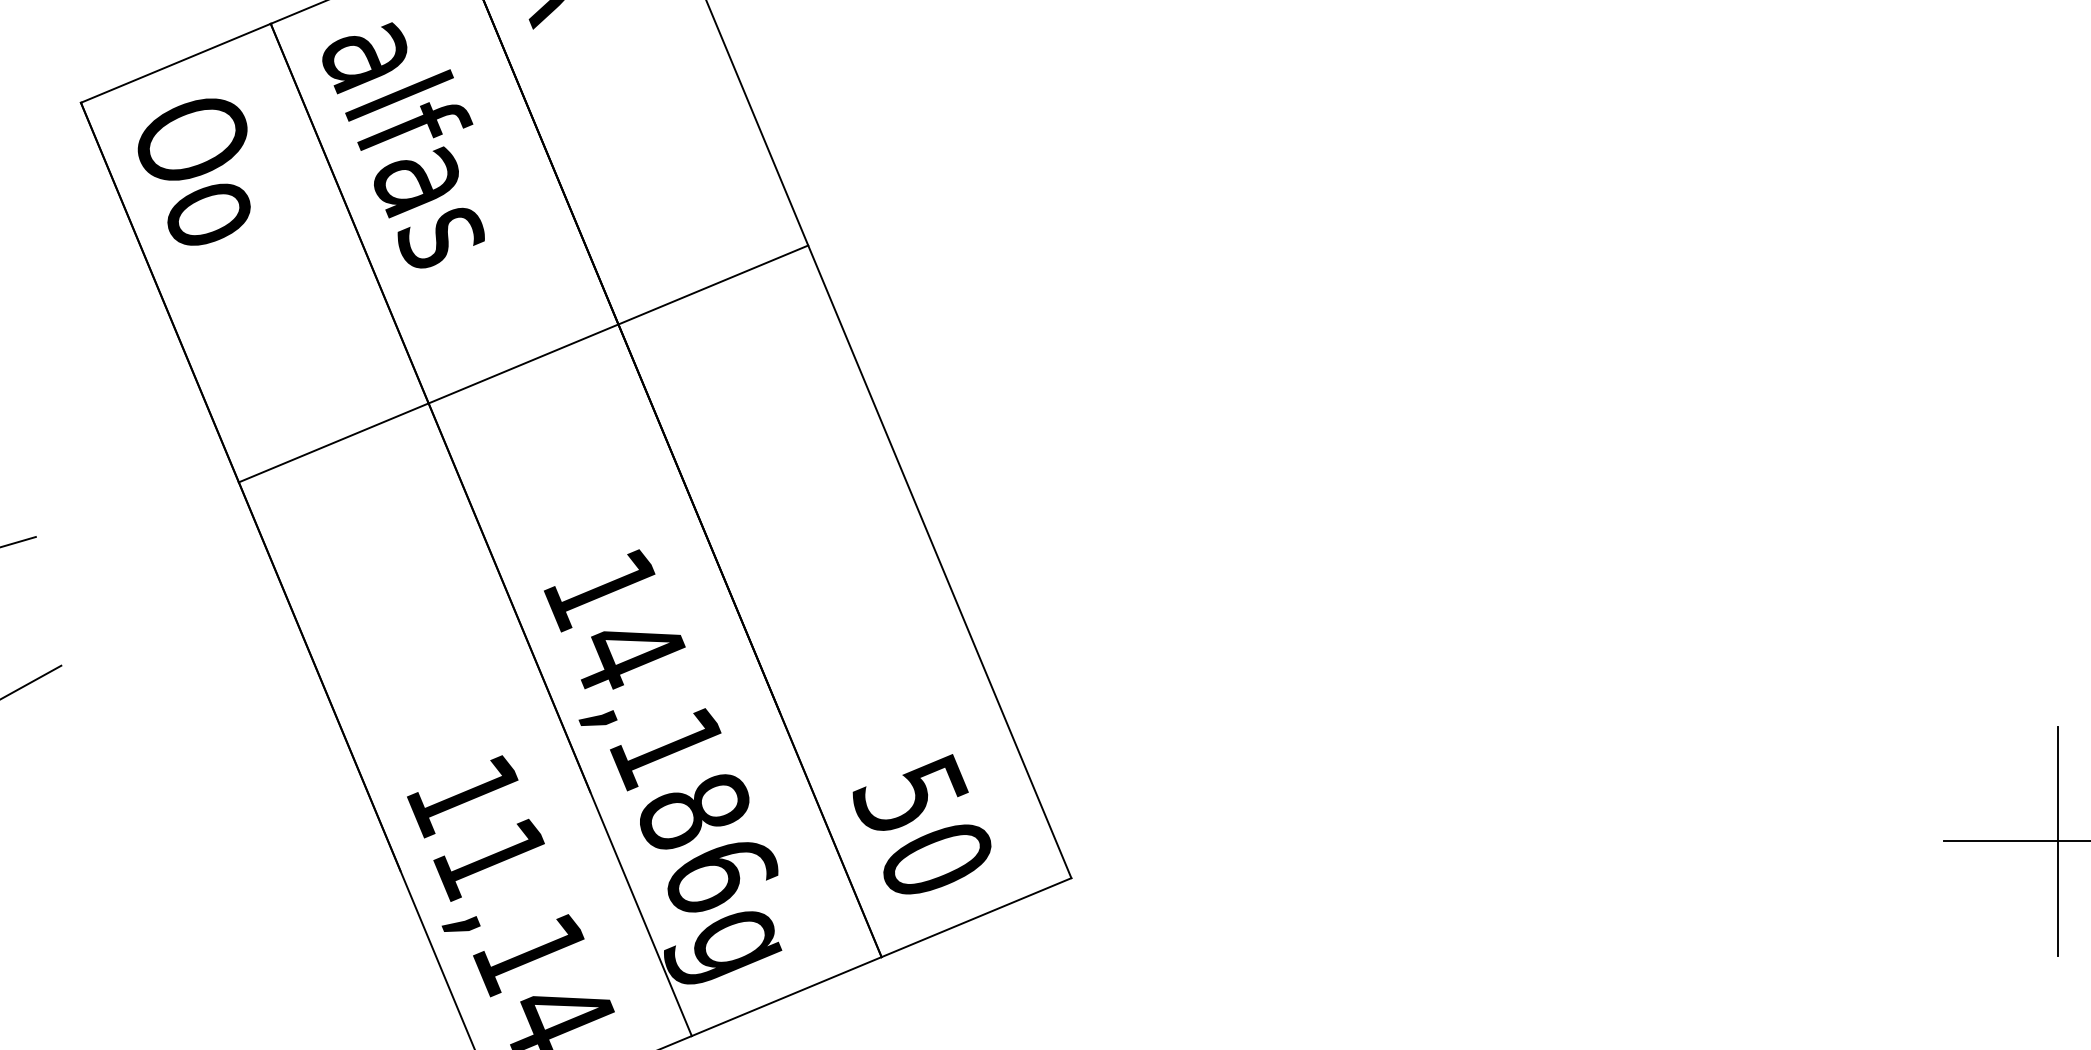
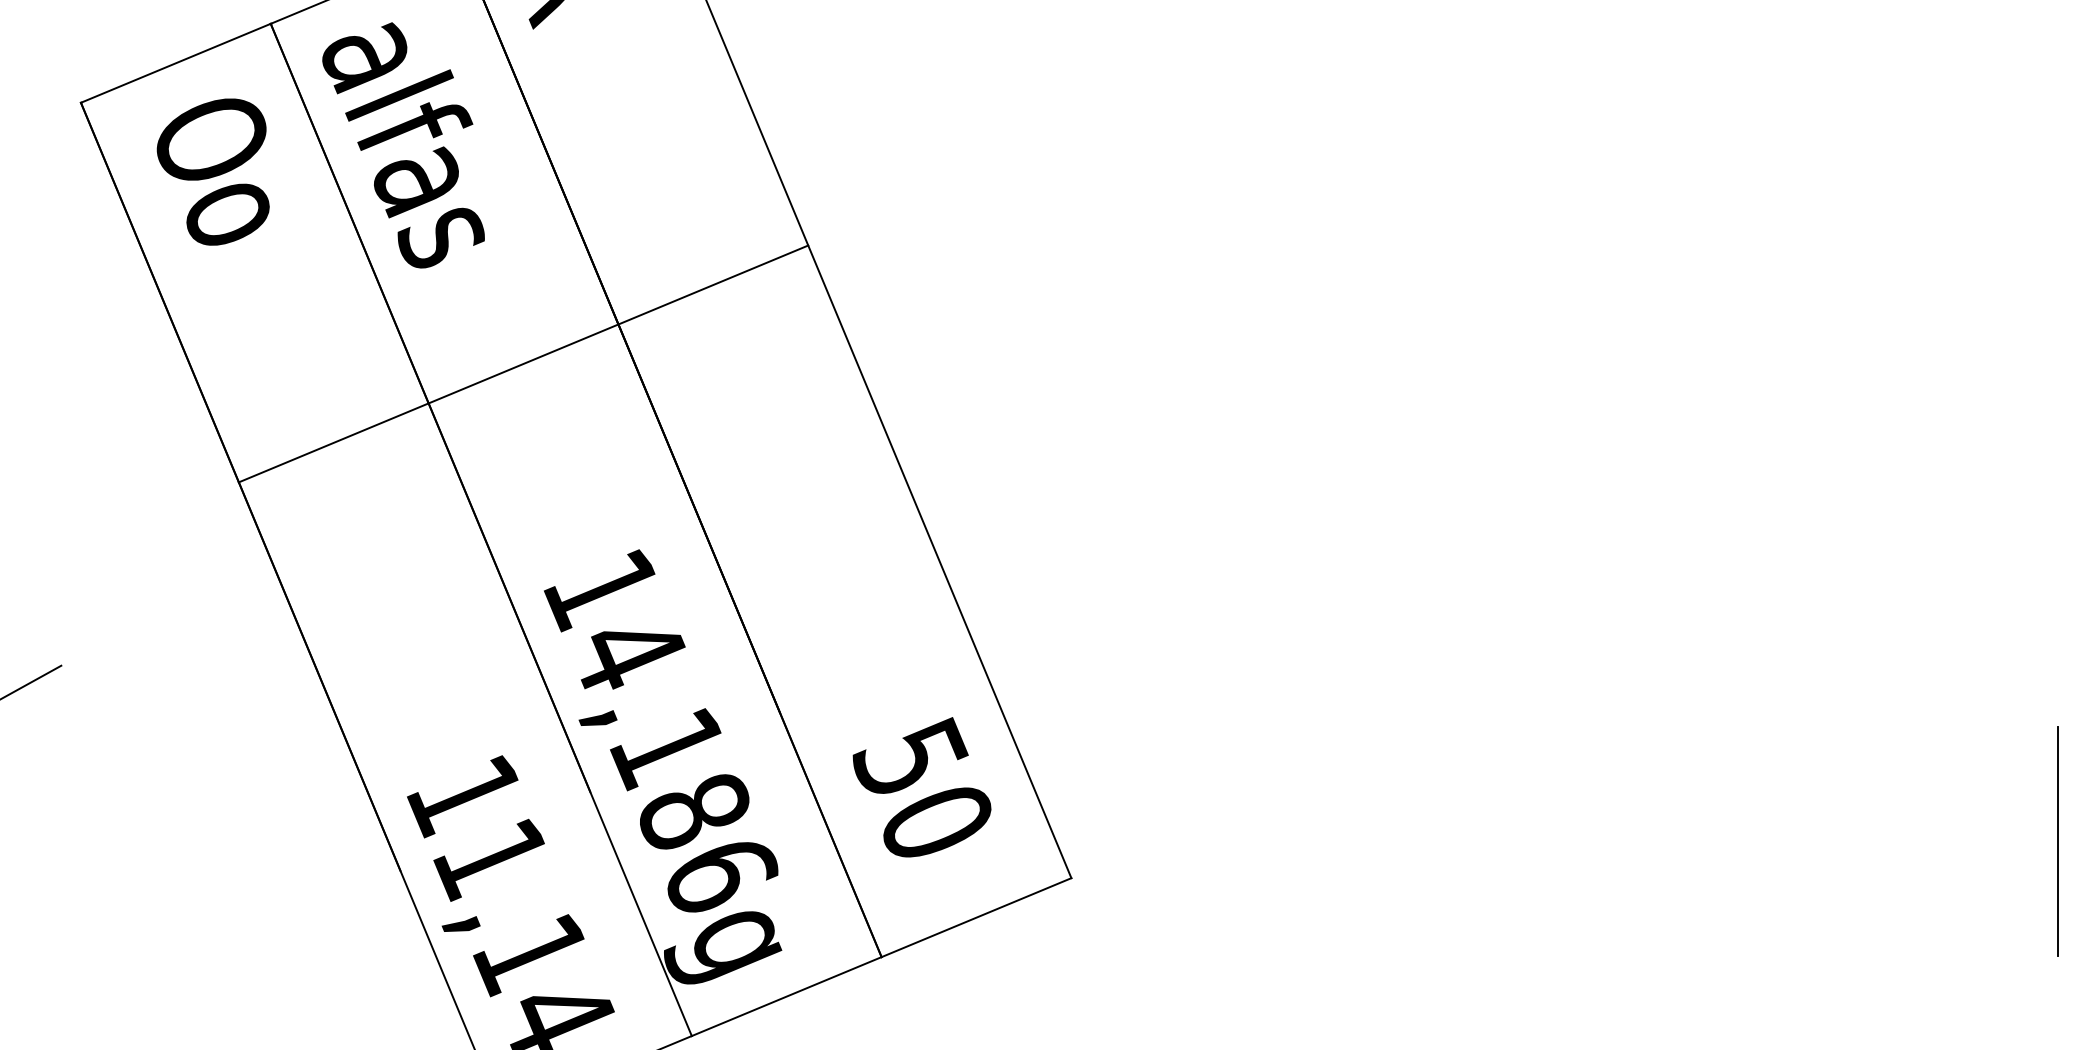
text position: (193, 171) -> (212, 171) (212, 171)
line: present -> none (18, 541)
text position: (921, 824) -> (921, 787) (921, 787)
line: present -> none (2015, 841)
